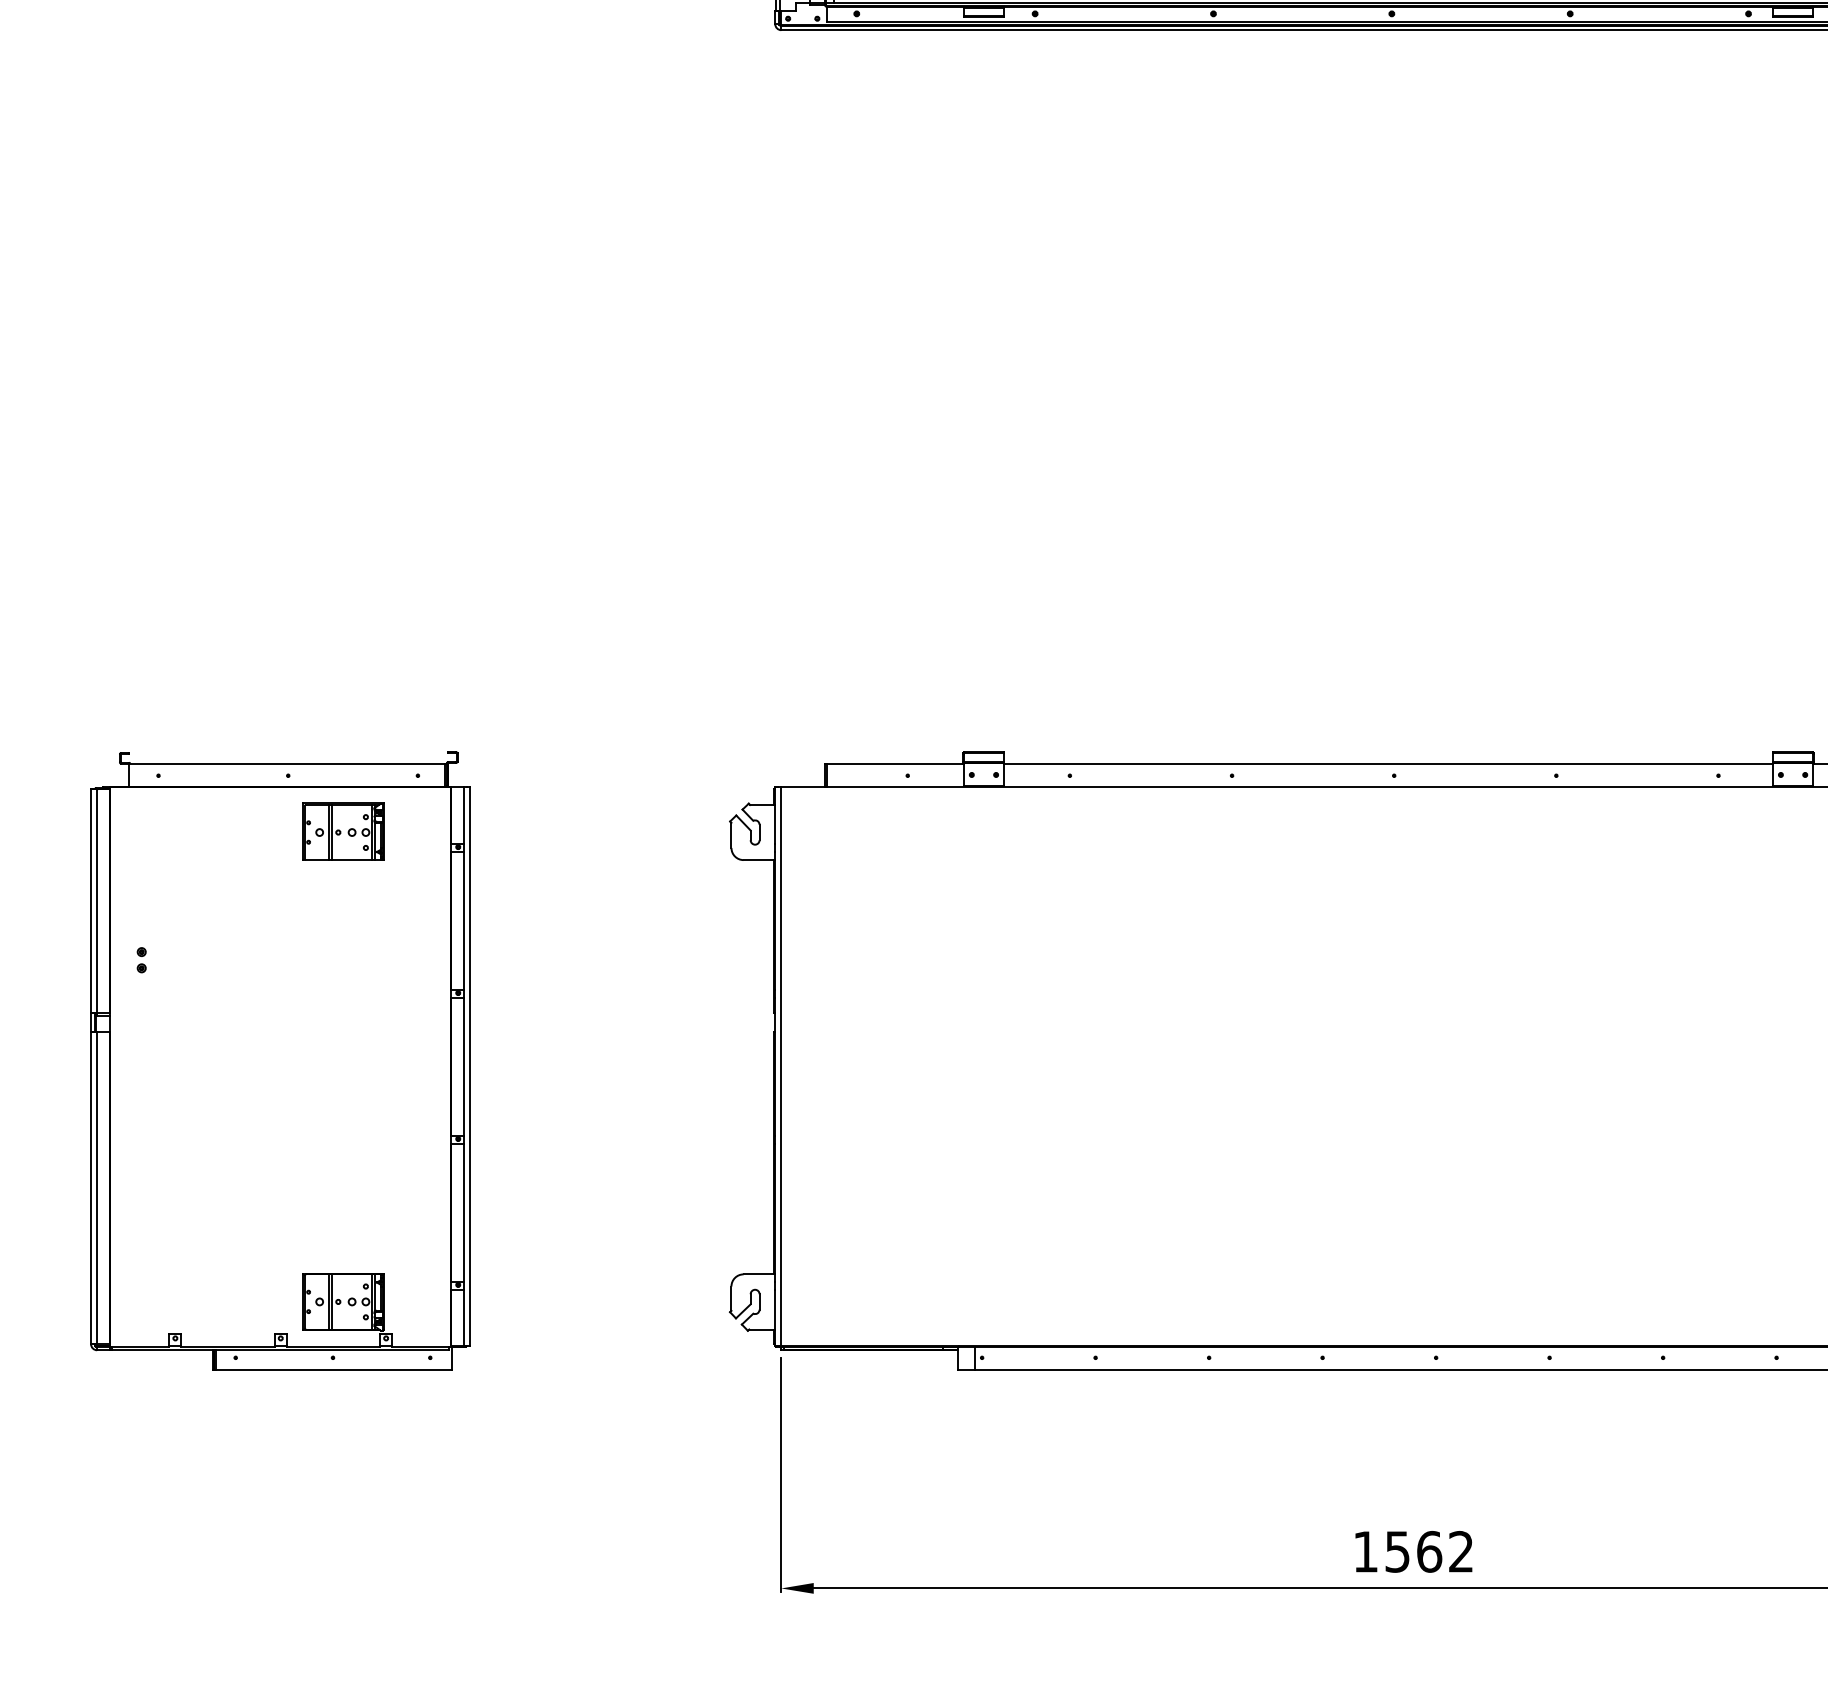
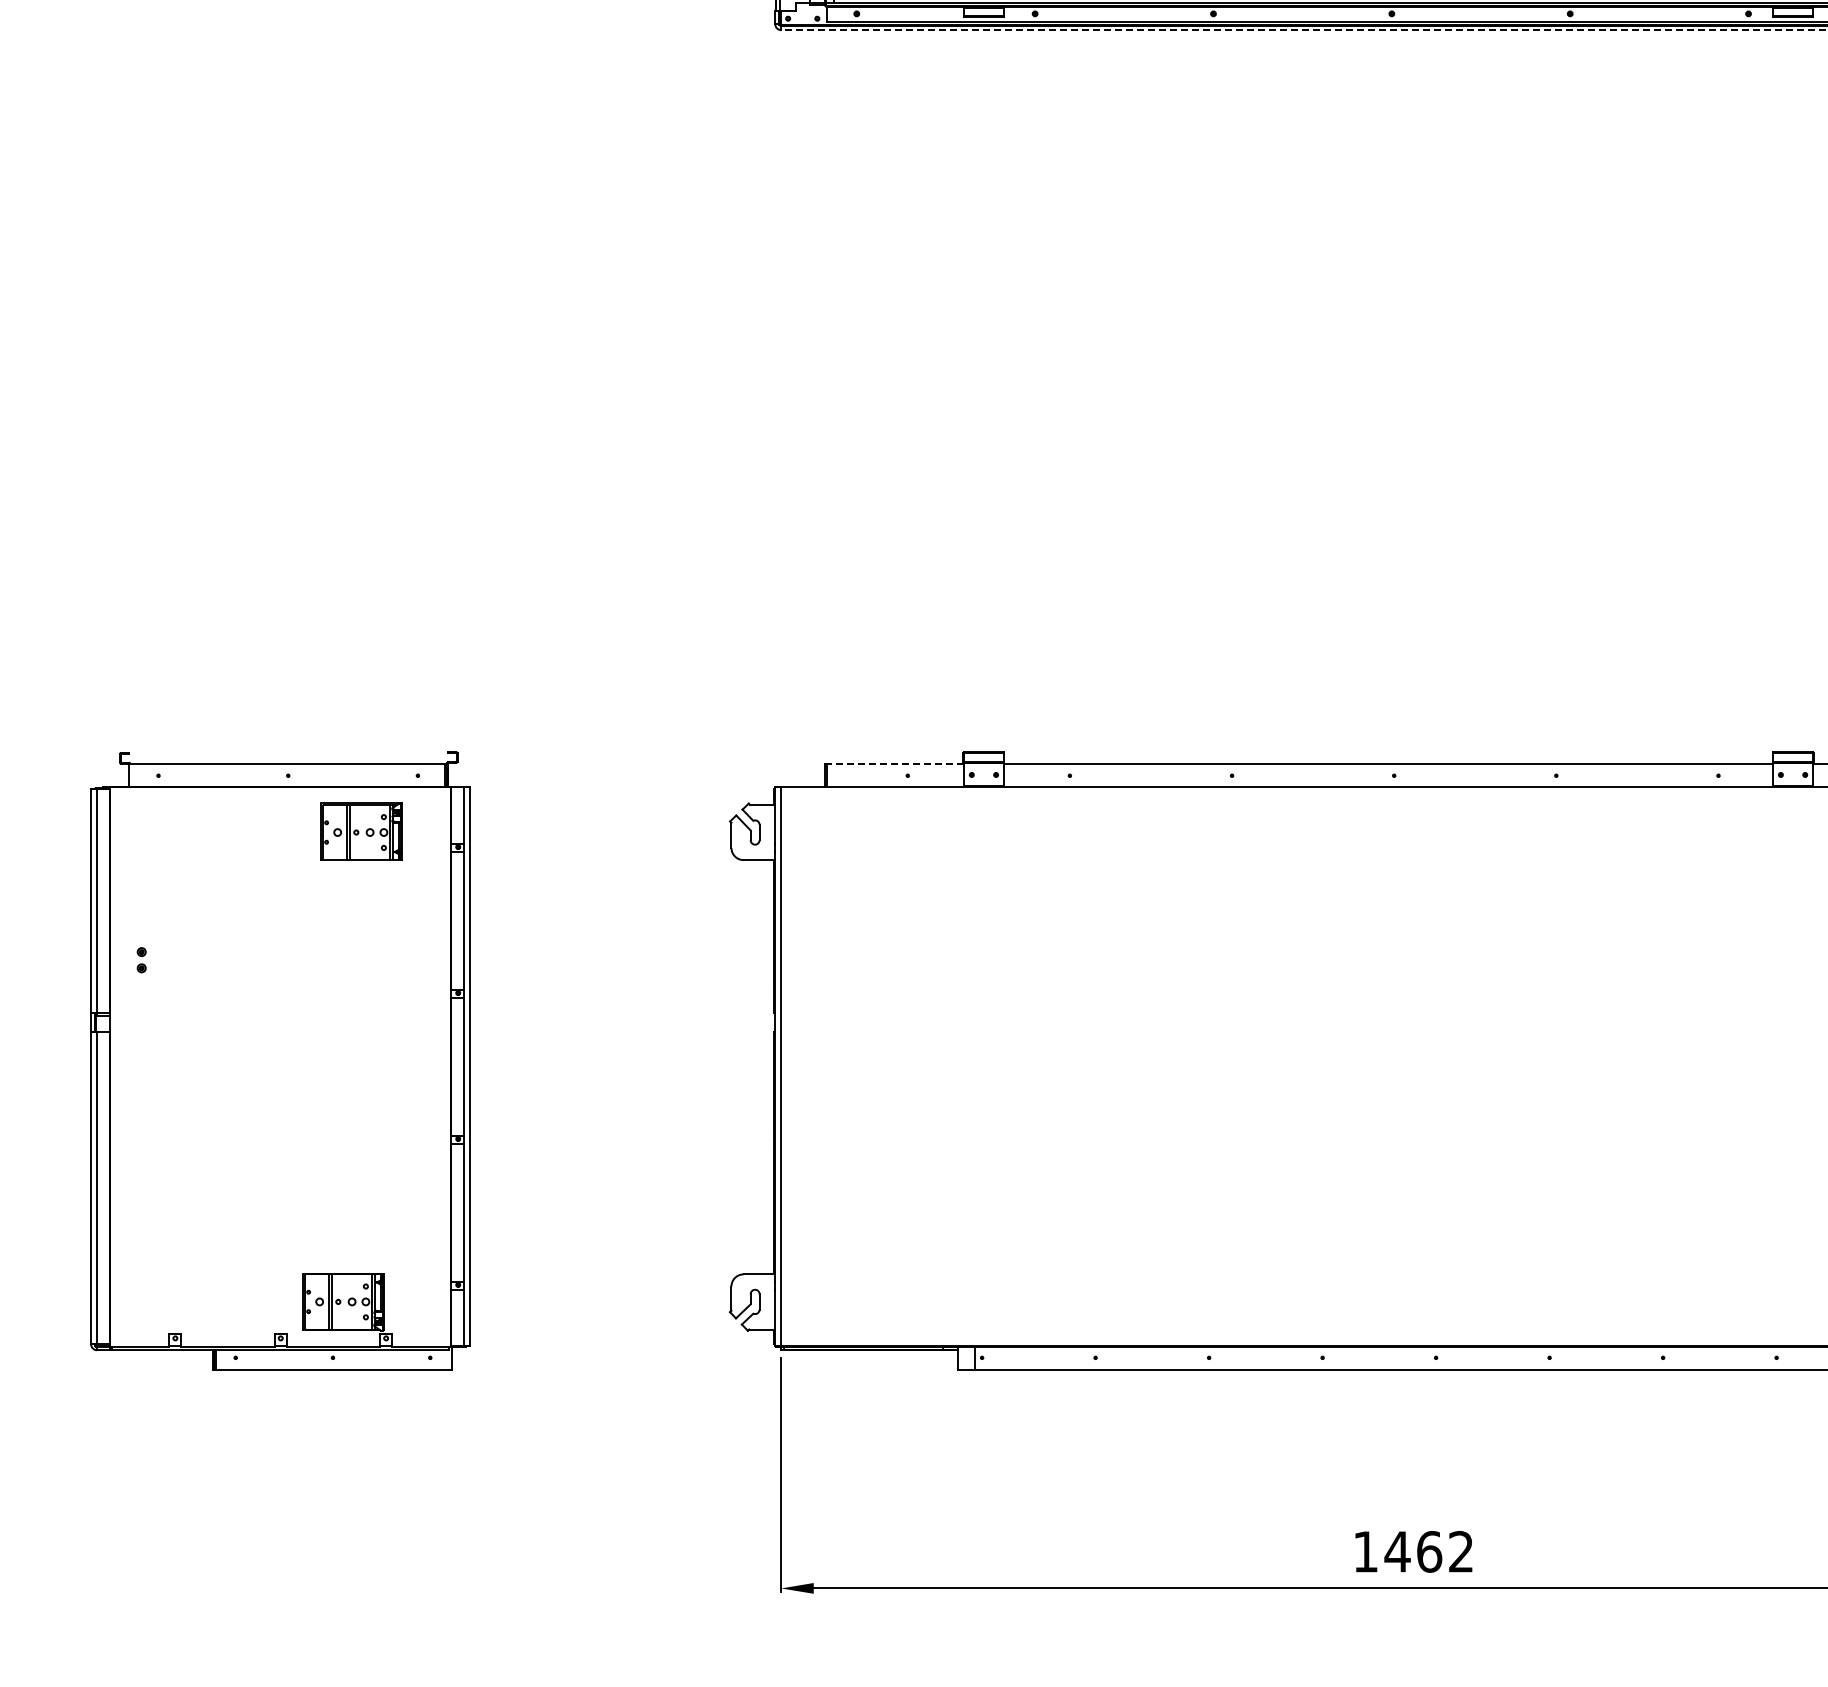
line: solid -> dashed (1304, 30)
line: solid -> dashed (895, 763)
part position: (343, 831) -> (361, 831) (361, 831)
text: 1562 -> 1462 (1397, 1551)
